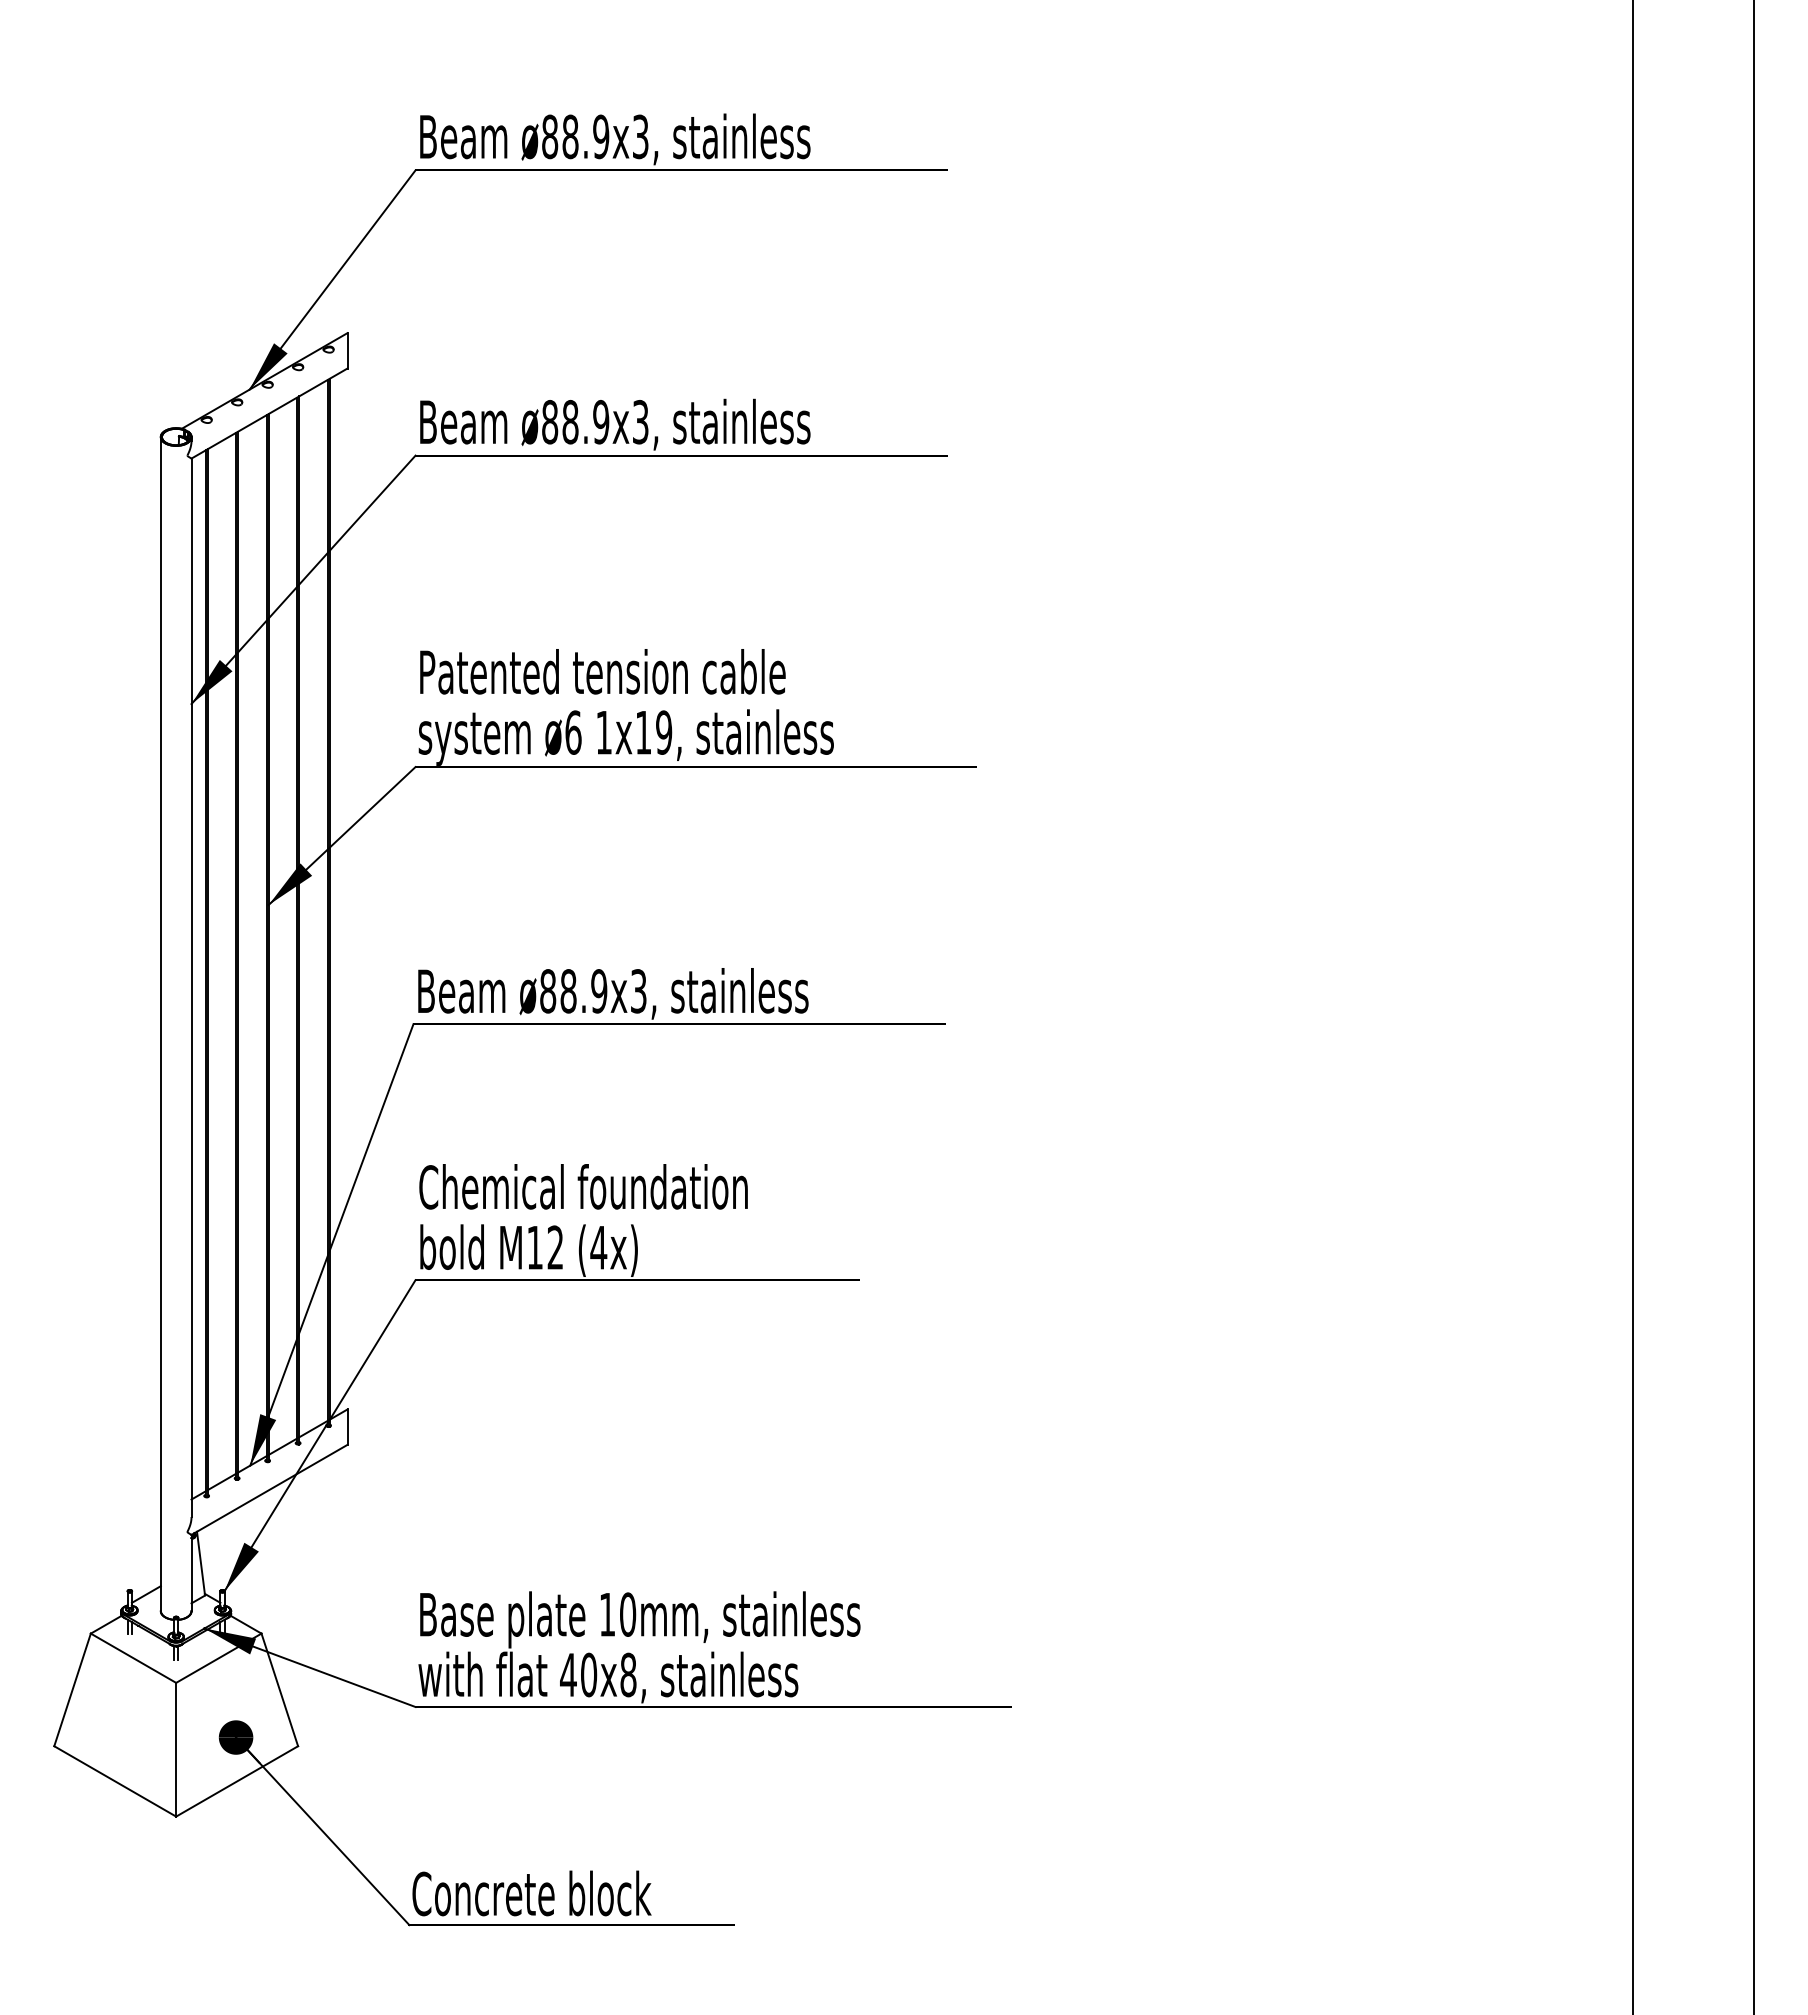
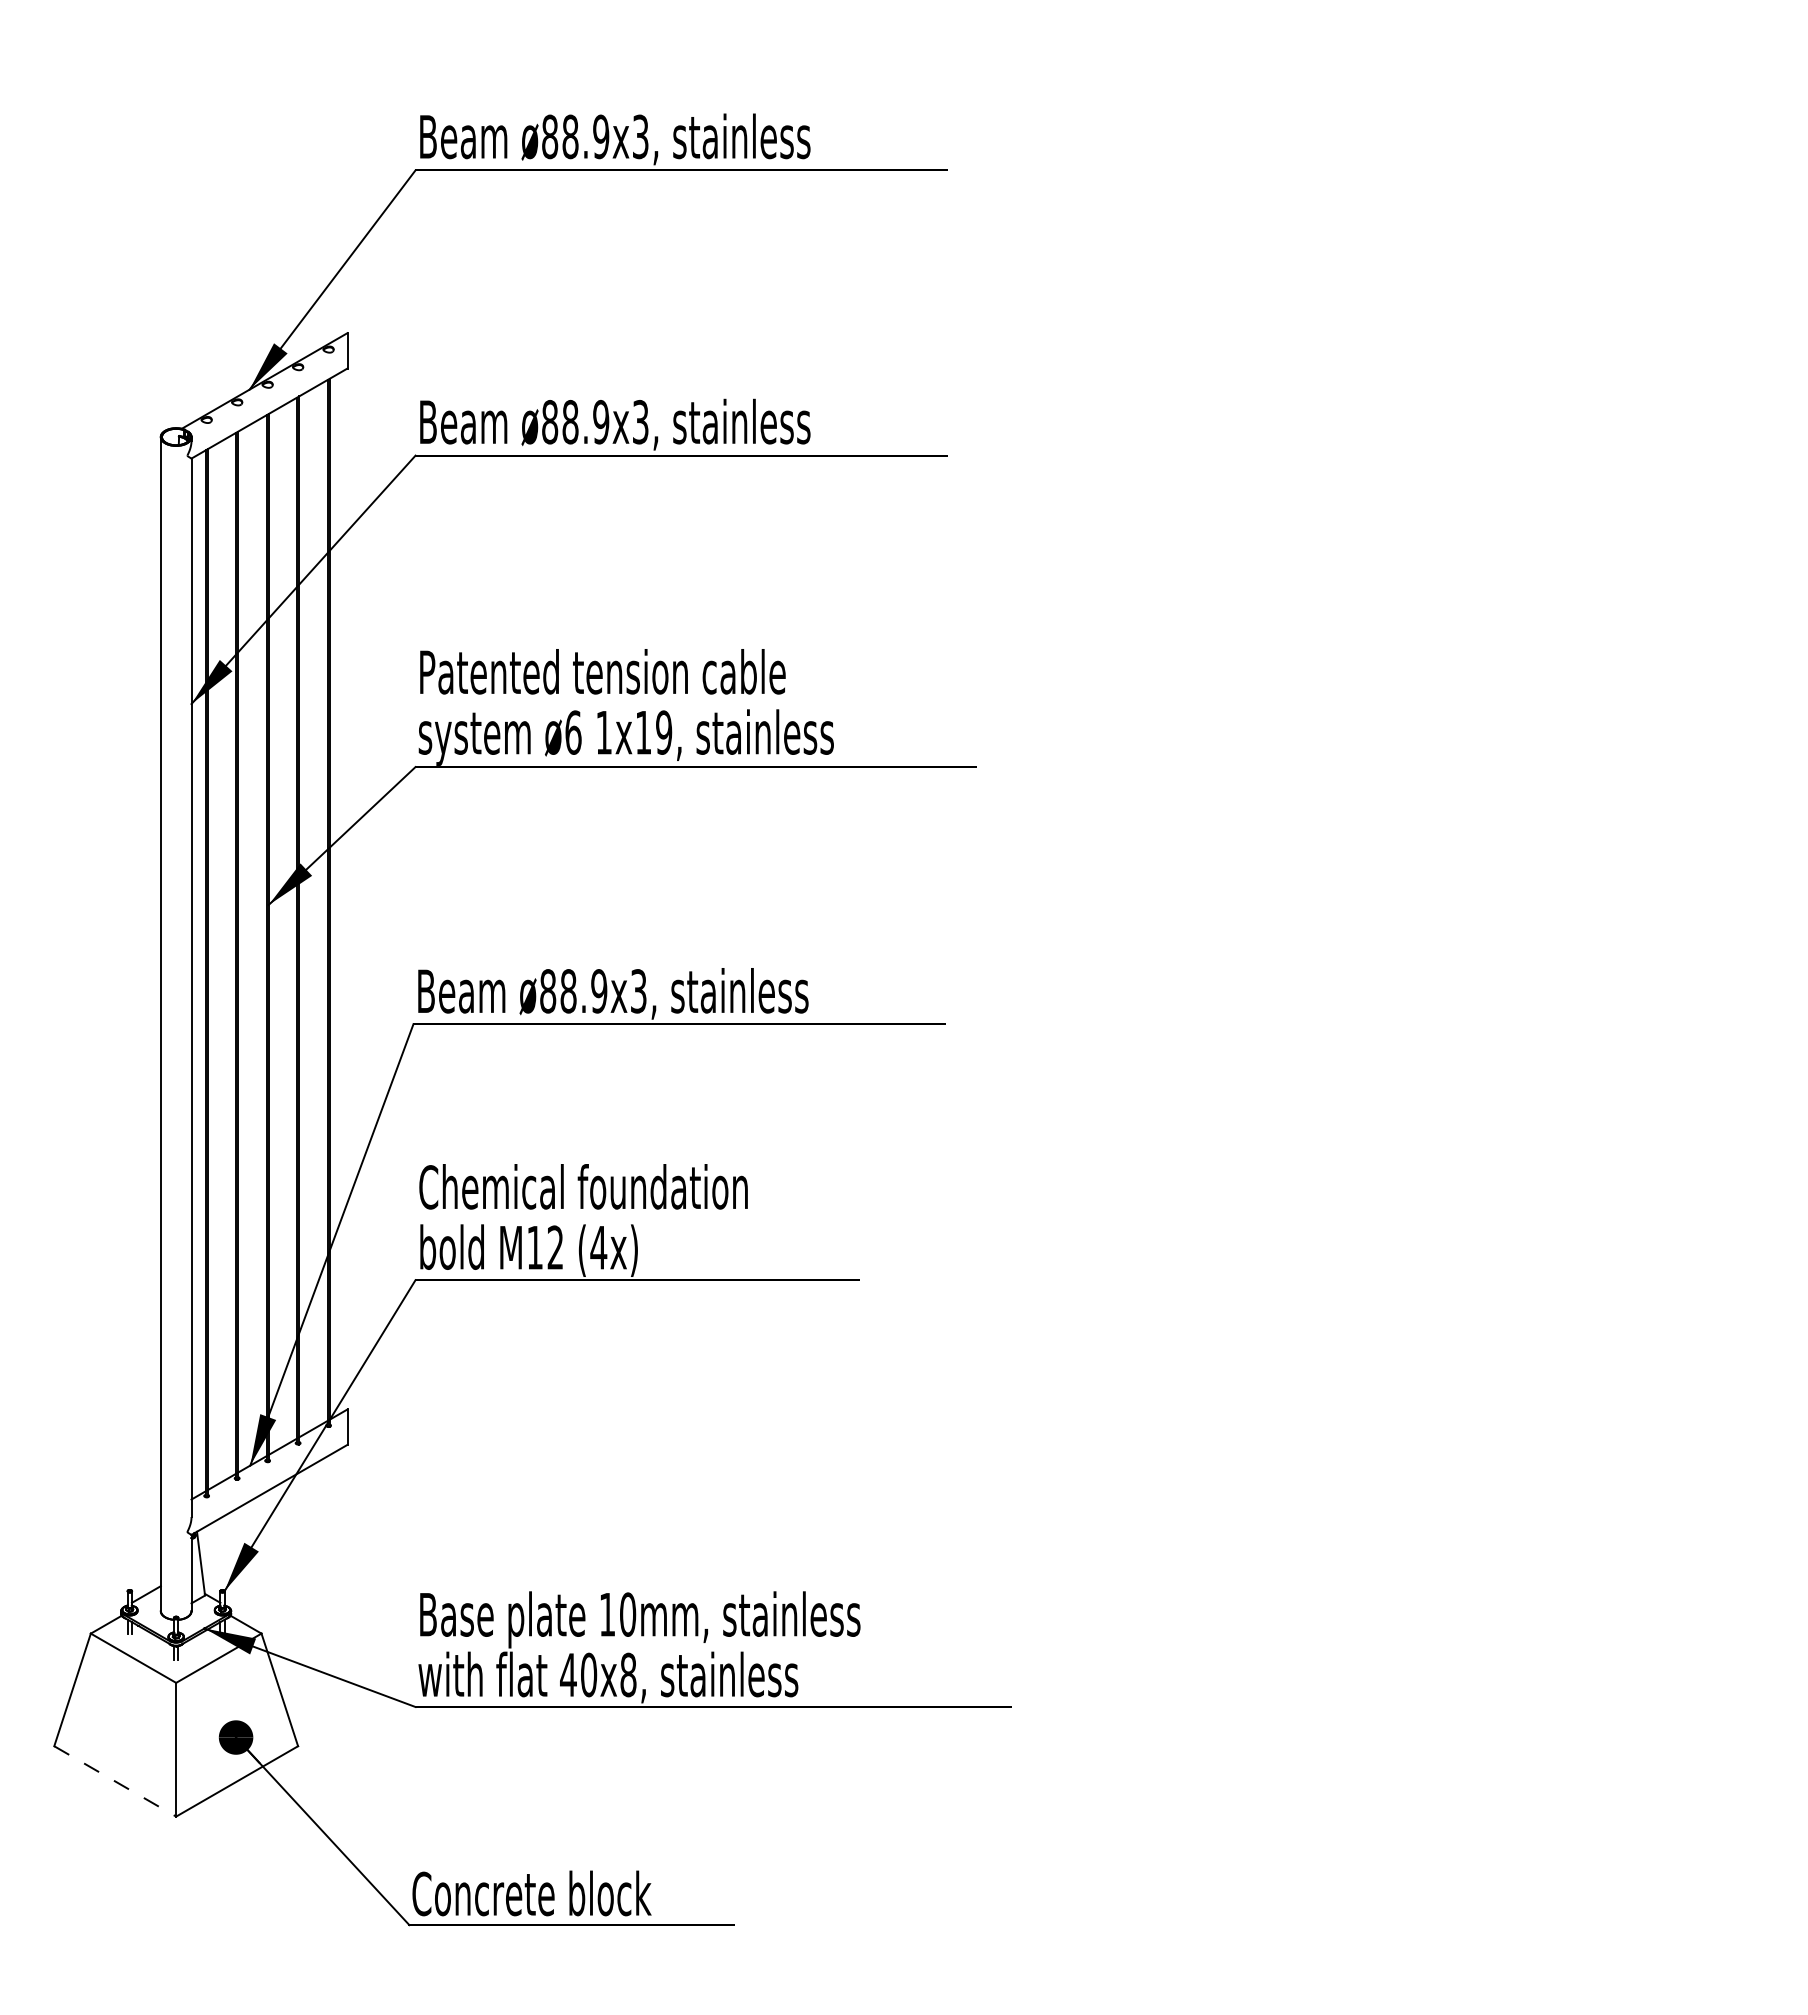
line: present -> none (1633, 1006)
line: present -> none (1753, 1006)
line: solid -> dashed (115, 1781)
